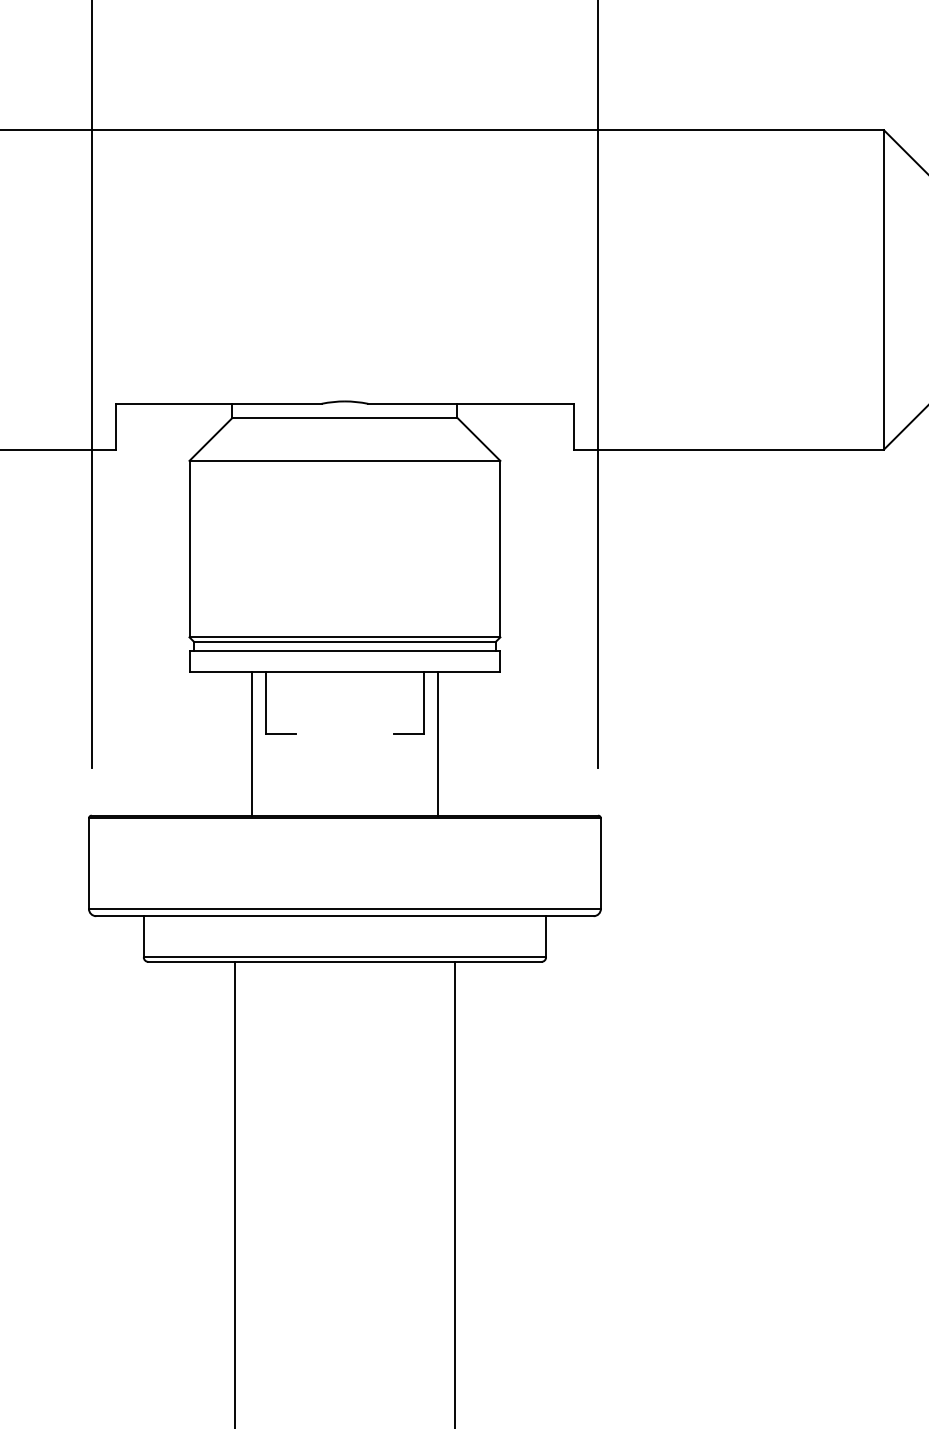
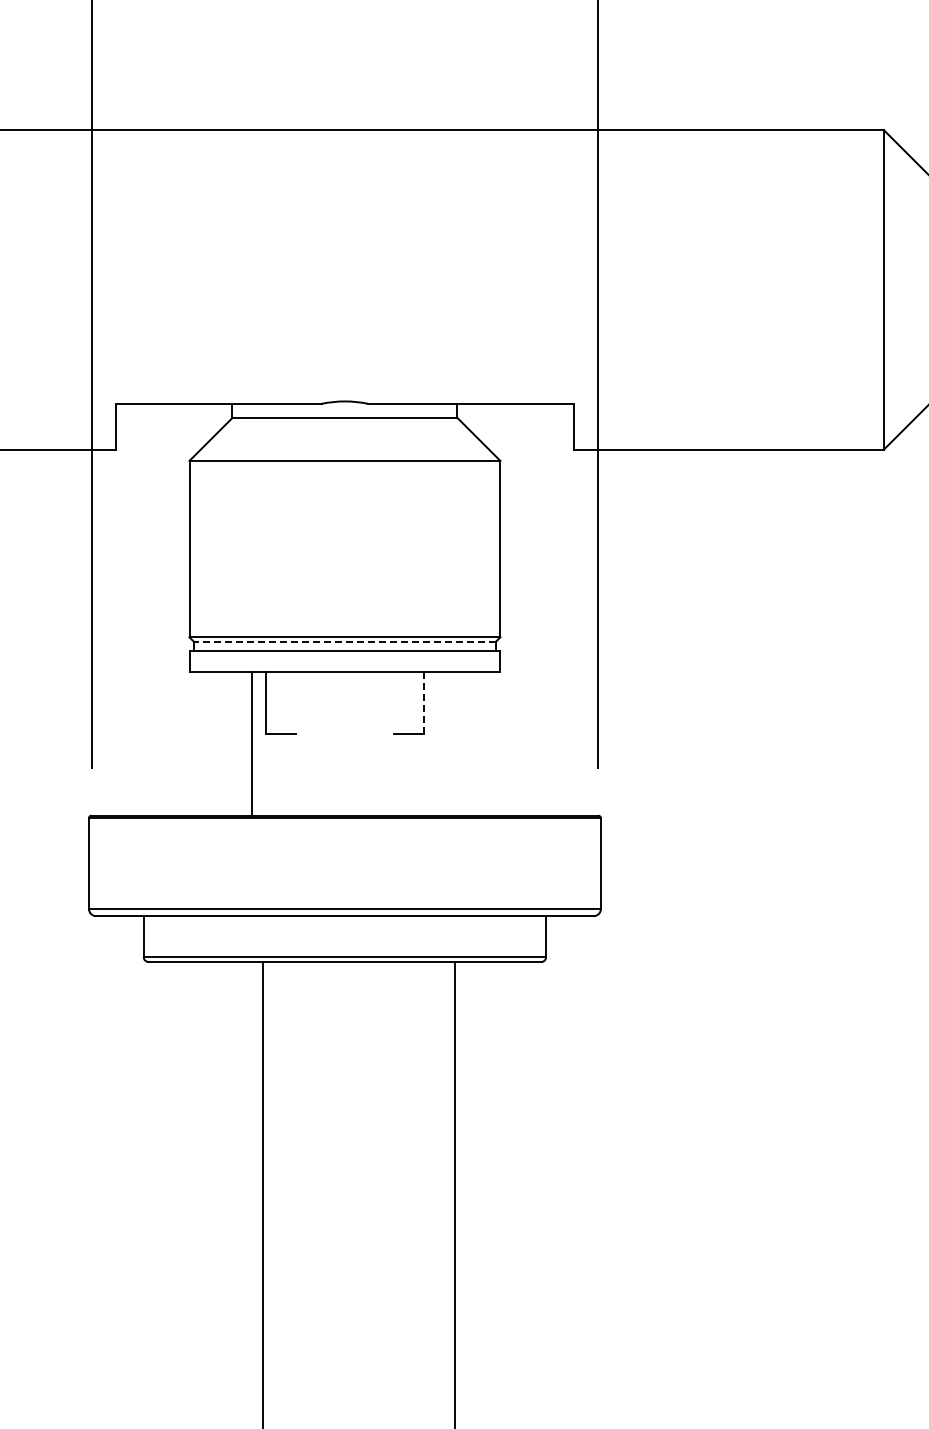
line: solid -> dashed (344, 641)
line: solid -> dashed (423, 703)
line: present -> none (437, 743)
line position: (235, 1193) -> (263, 1193) (263, 1193)
